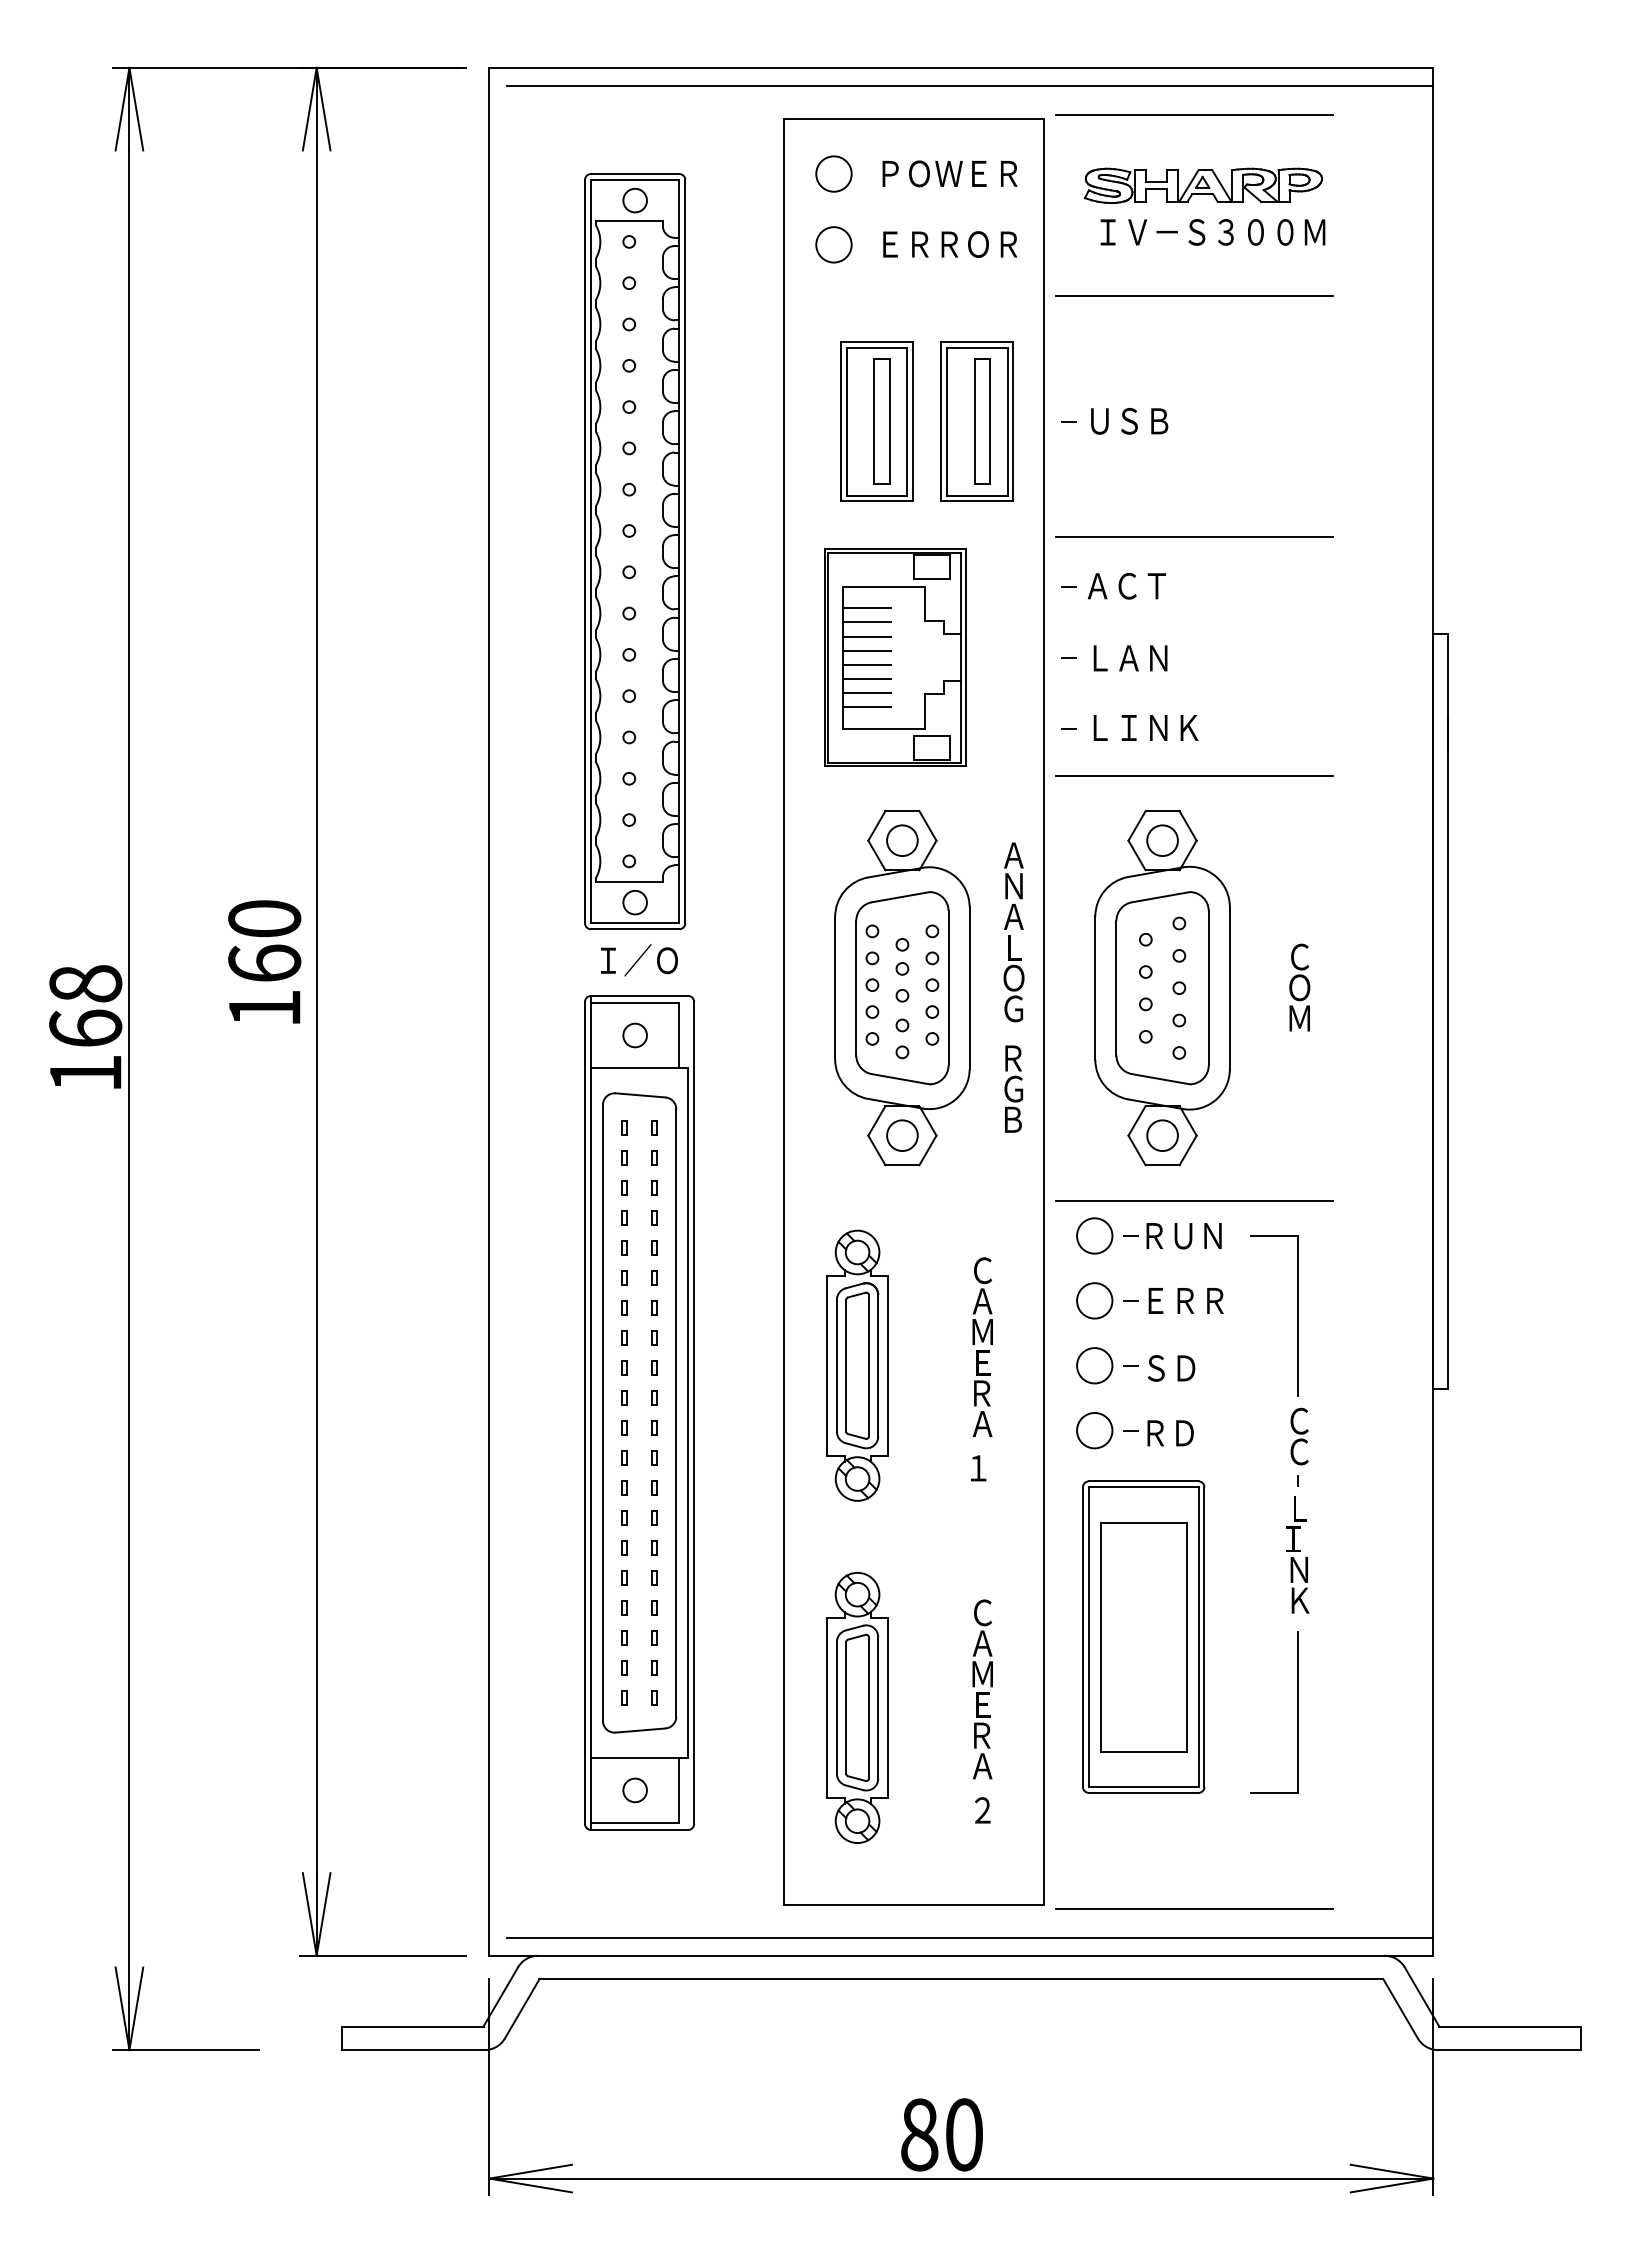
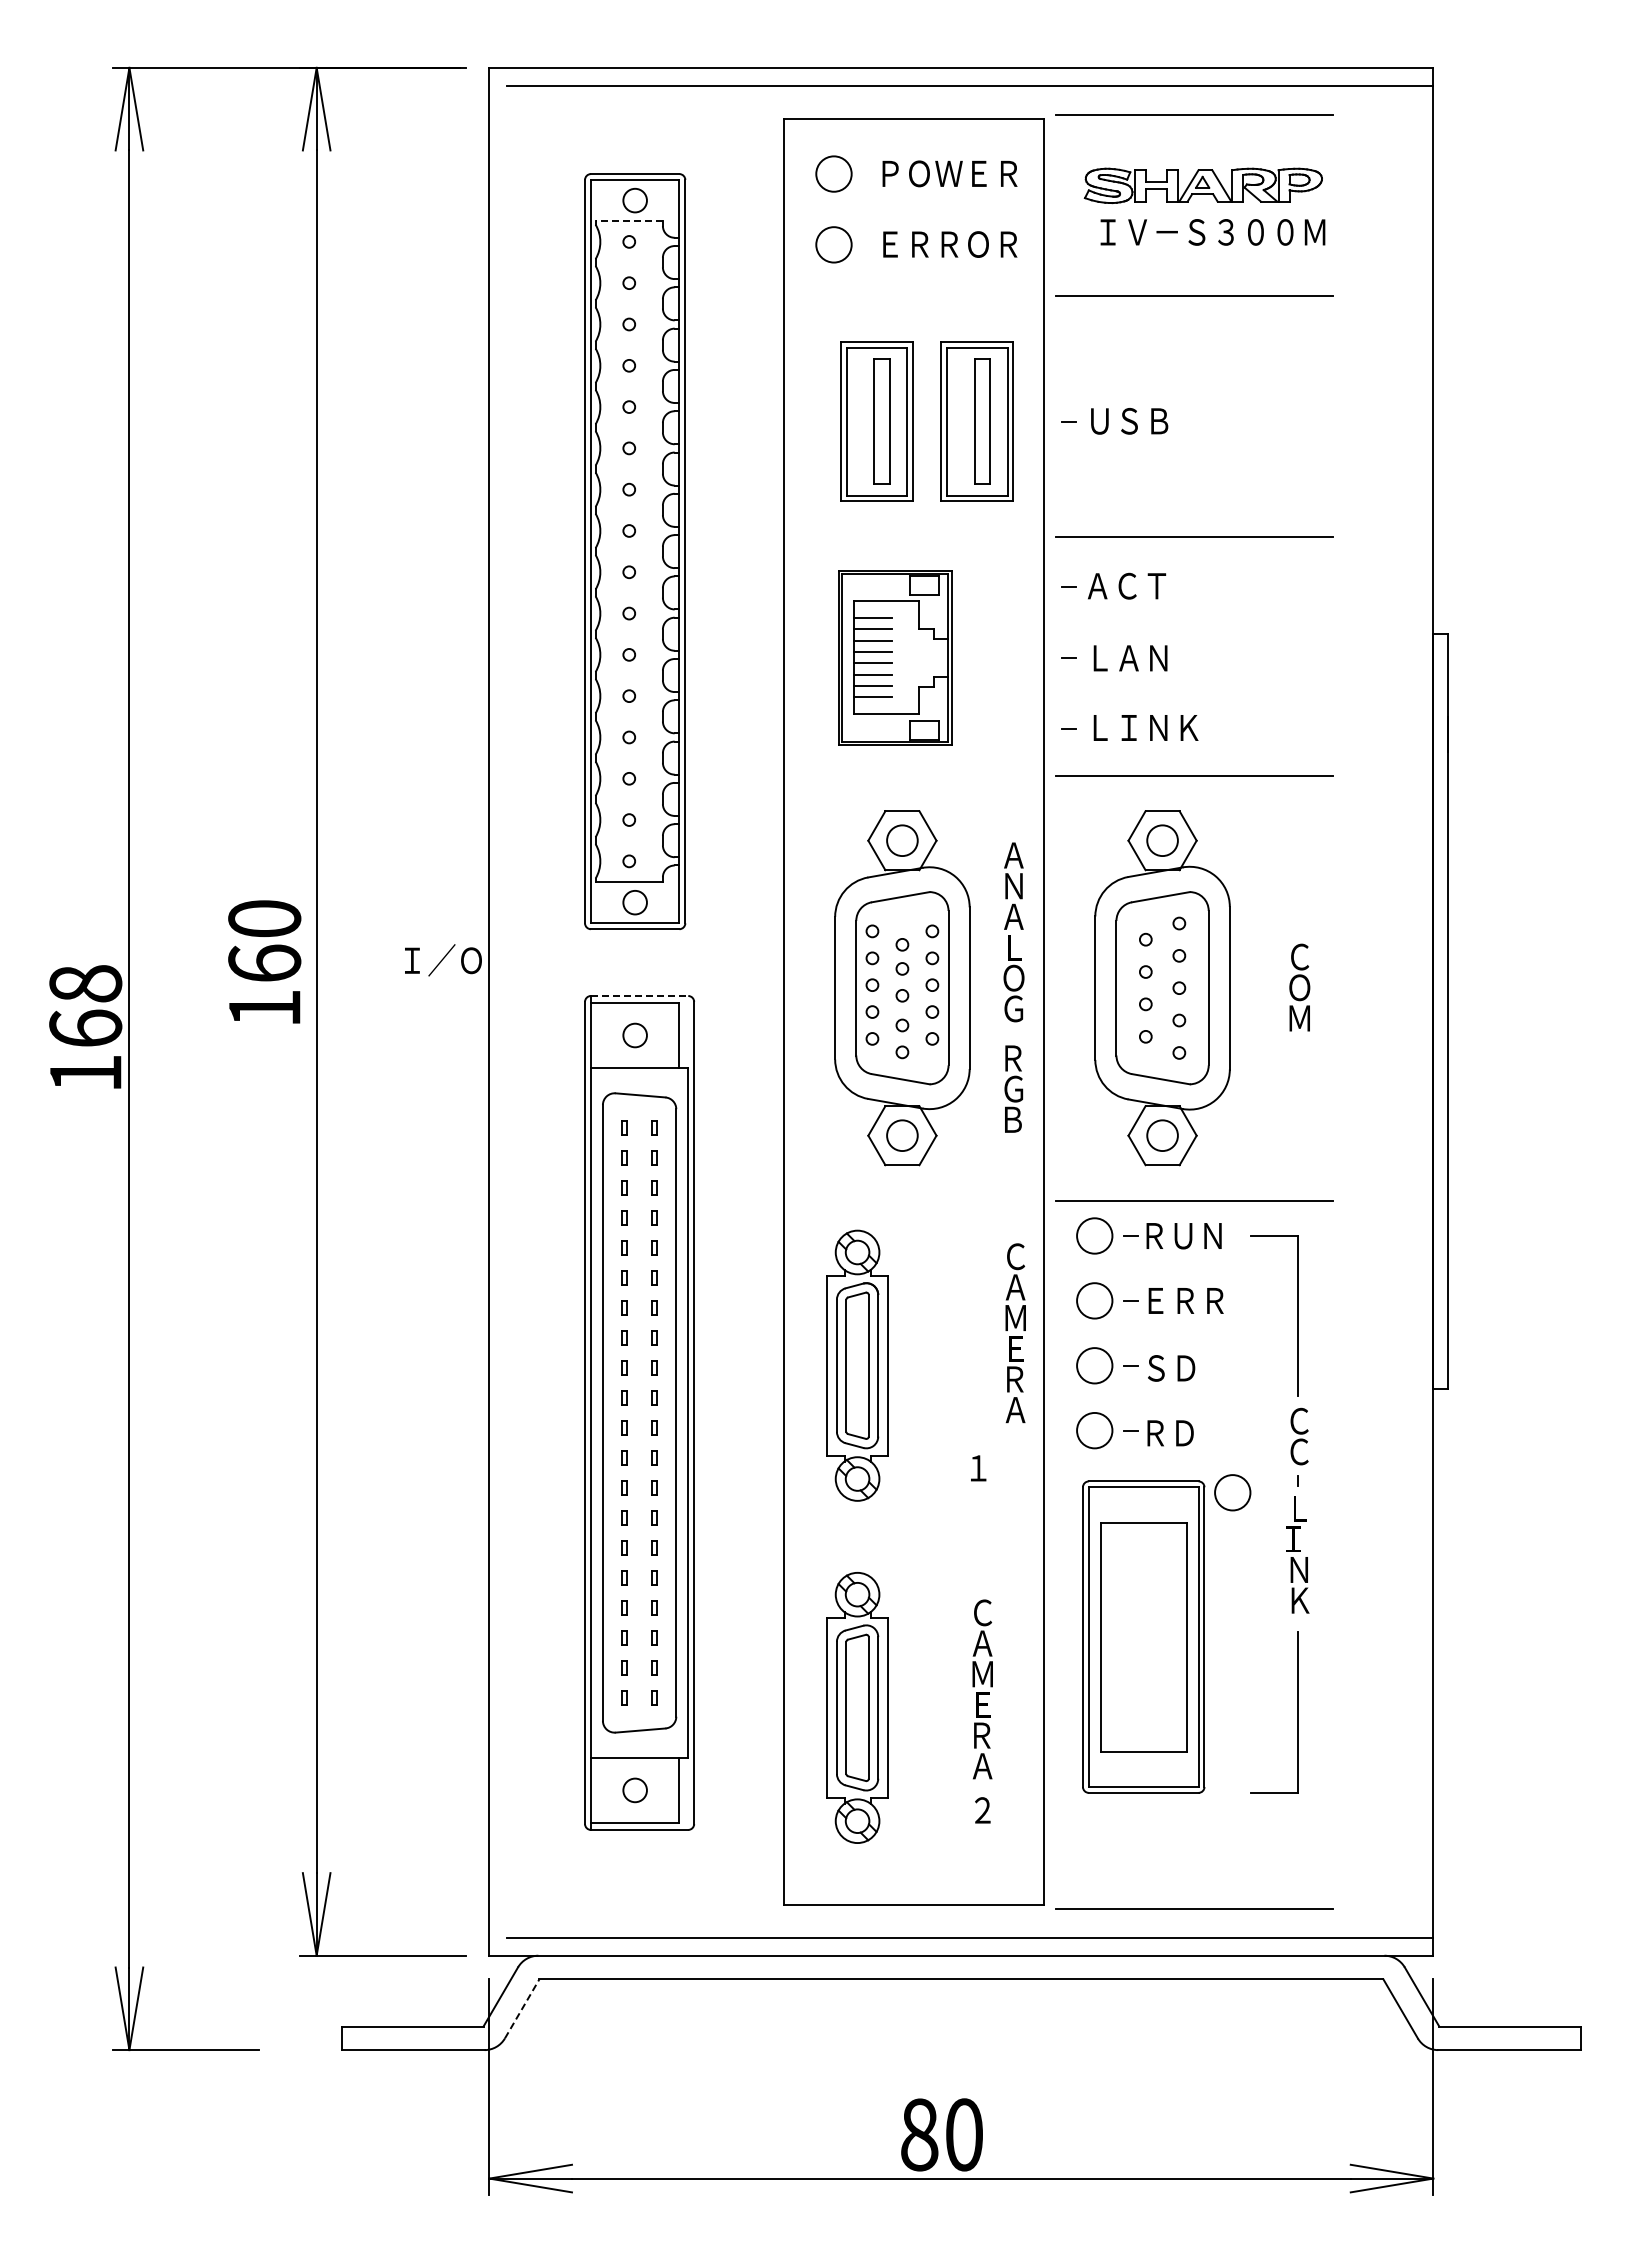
line: solid -> dashed (629, 221)
part size: 143x219 px -> 115x176 px (895, 657)
text position: (639, 960) -> (443, 960) (443, 960)
line: solid -> dashed (639, 995)
text position: (982, 1347) -> (1015, 1333) (1015, 1333)
circle: none -> present (1232, 1492)
line: solid -> dashed (522, 2008)
